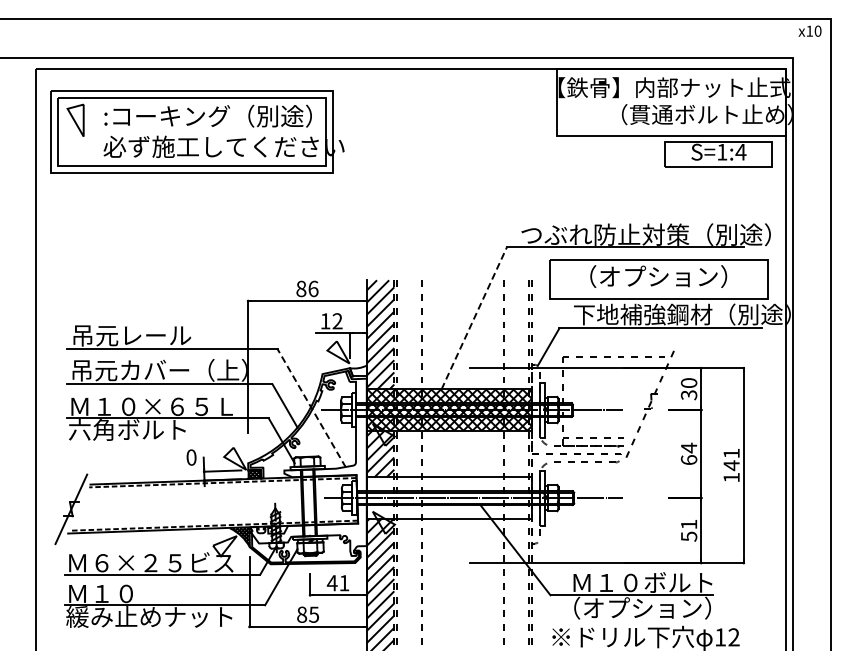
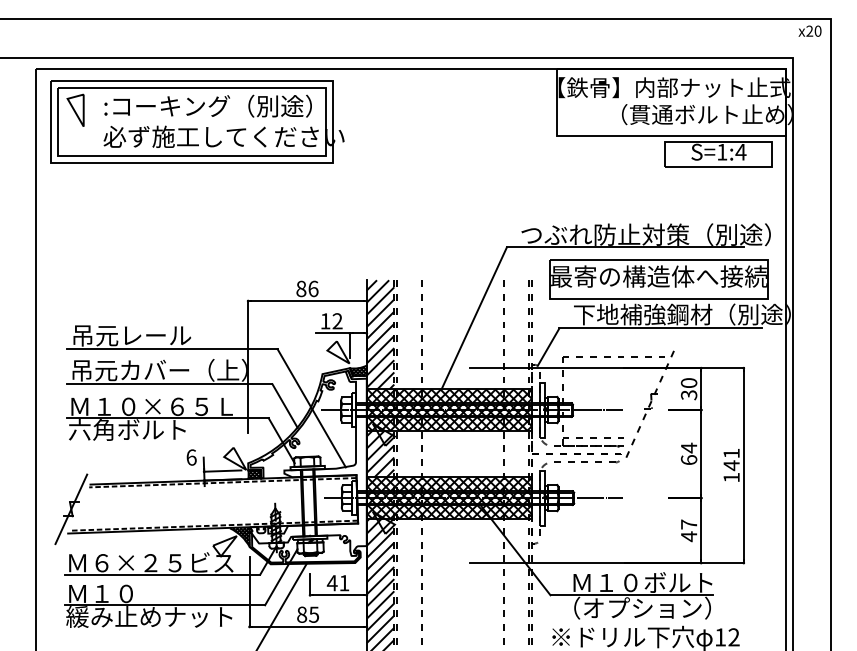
text: x10 -> x20 (809, 30)
part position: (197, 131) -> (197, 121) (197, 121)
text: （オプション） -> 最寄の構造体へ接続 (658, 276)
line: dashed -> solid (474, 318)
hatch: none -> present (358, 370)
line: dashed -> solid (311, 407)
text: 0 -> 6 (191, 457)
hatch: none -> present (448, 497)
text: 51 -> 47 (689, 530)
line: none -> present (282, 605)
